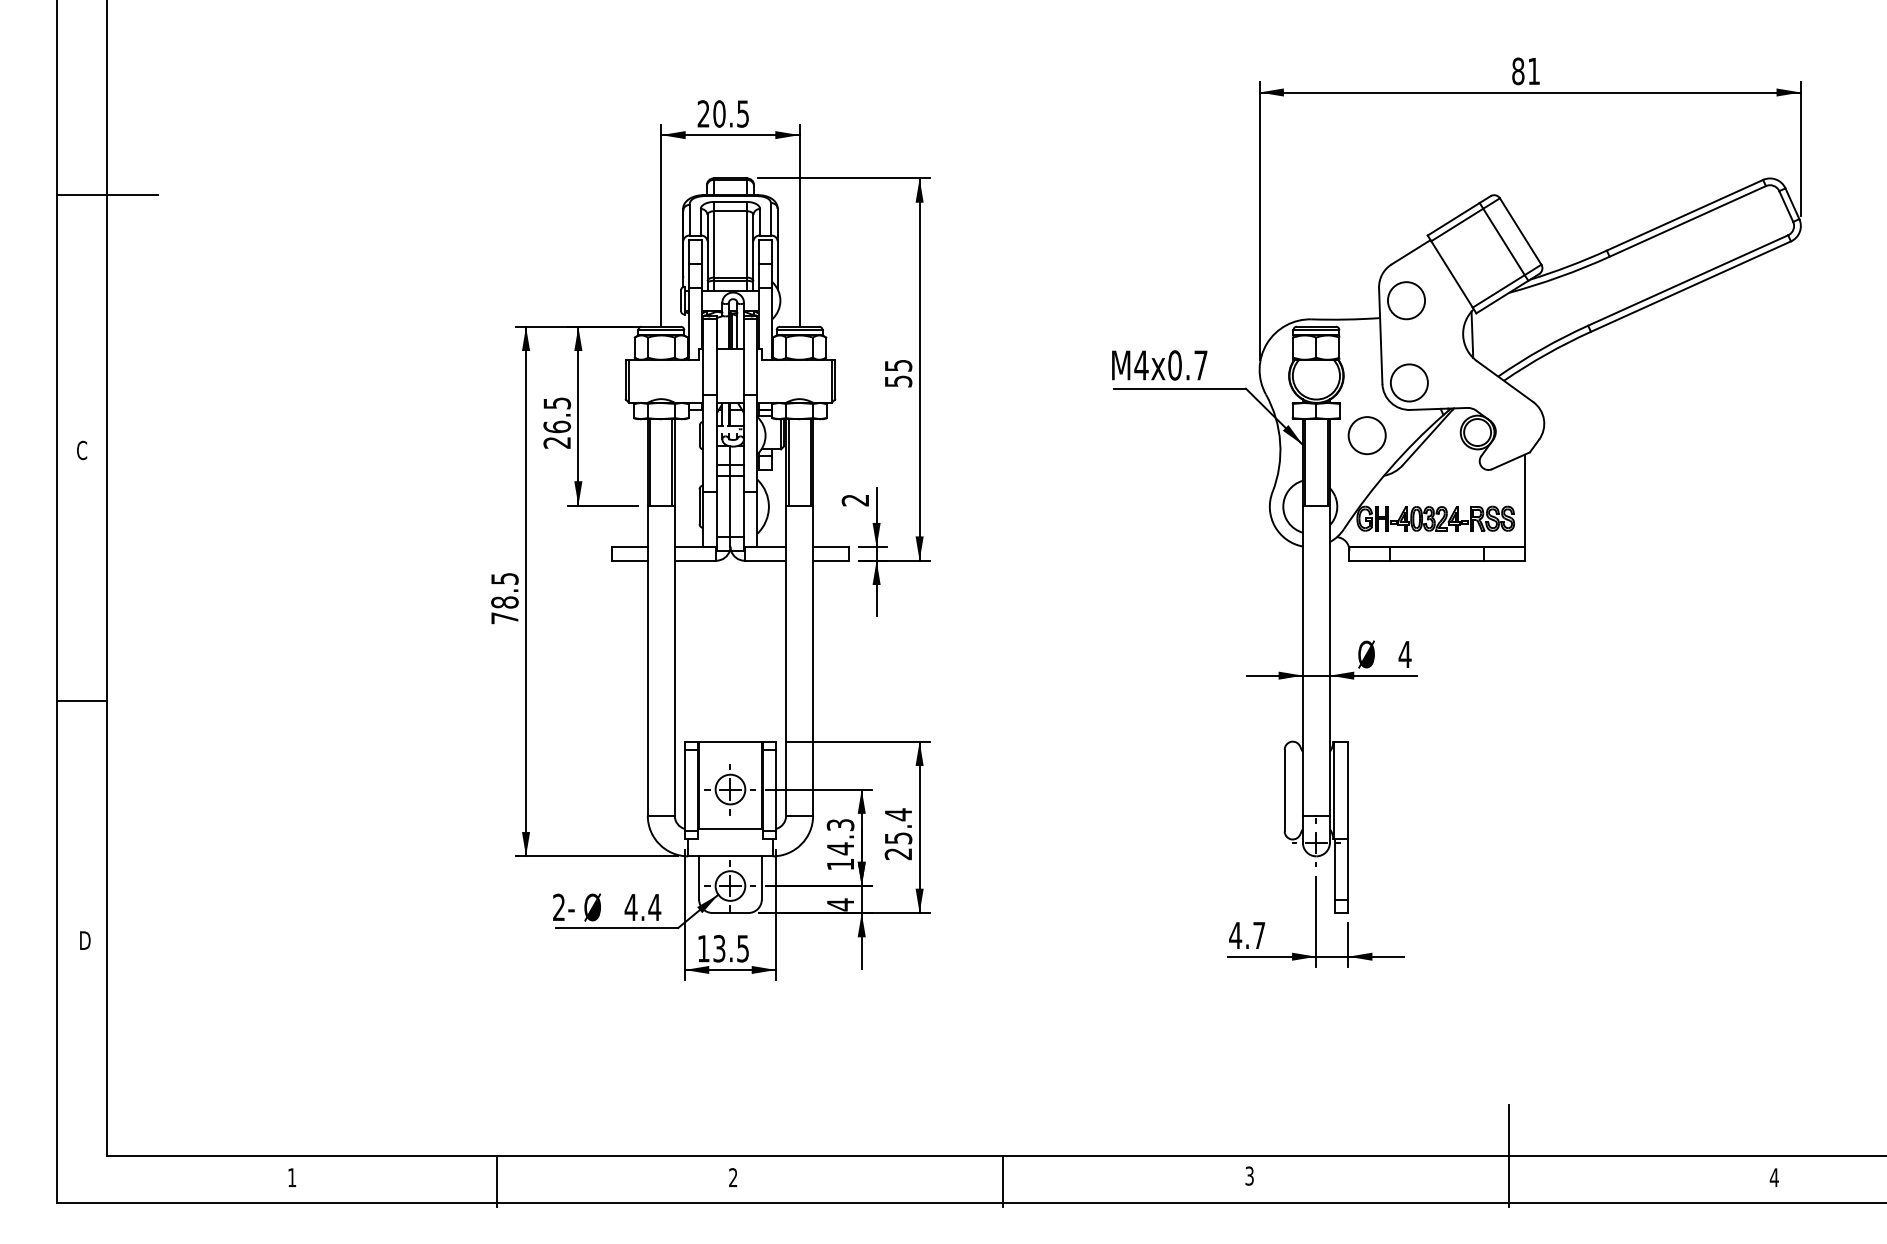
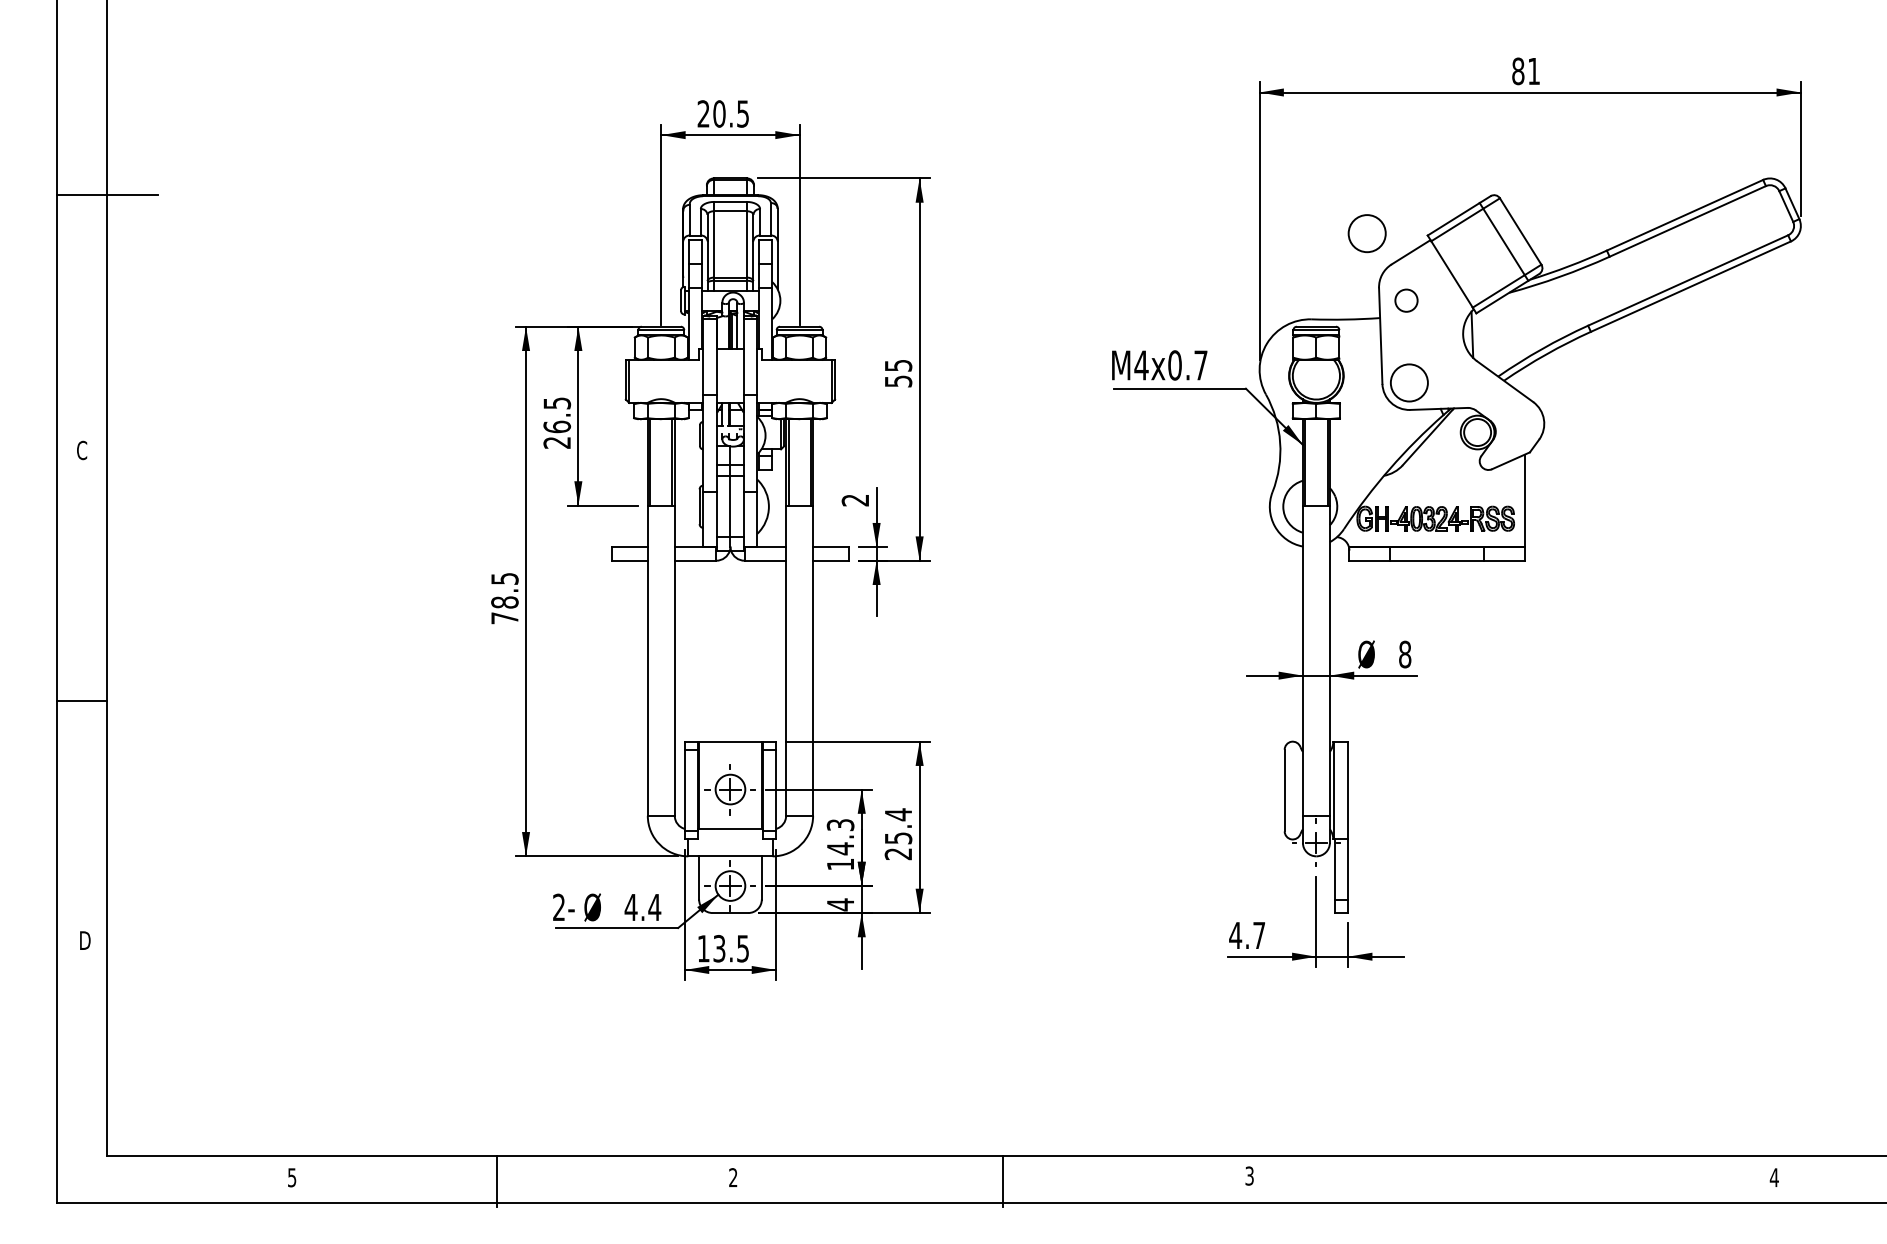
circle diameter: 37 px -> 22 px (1406, 300)
circle position: (1366, 435) -> (1366, 233) (1366, 233)
text: 4 -> 8 (1404, 654)
line: present -> none (1508, 1155)
text: 1 -> 5 (292, 1177)
